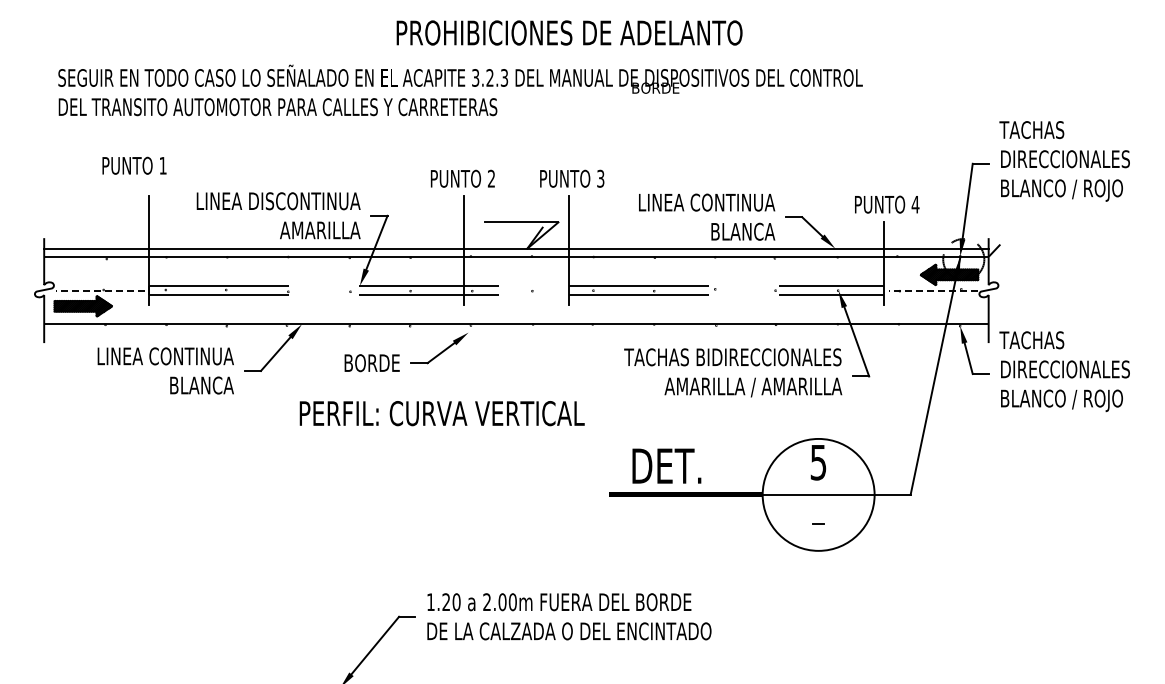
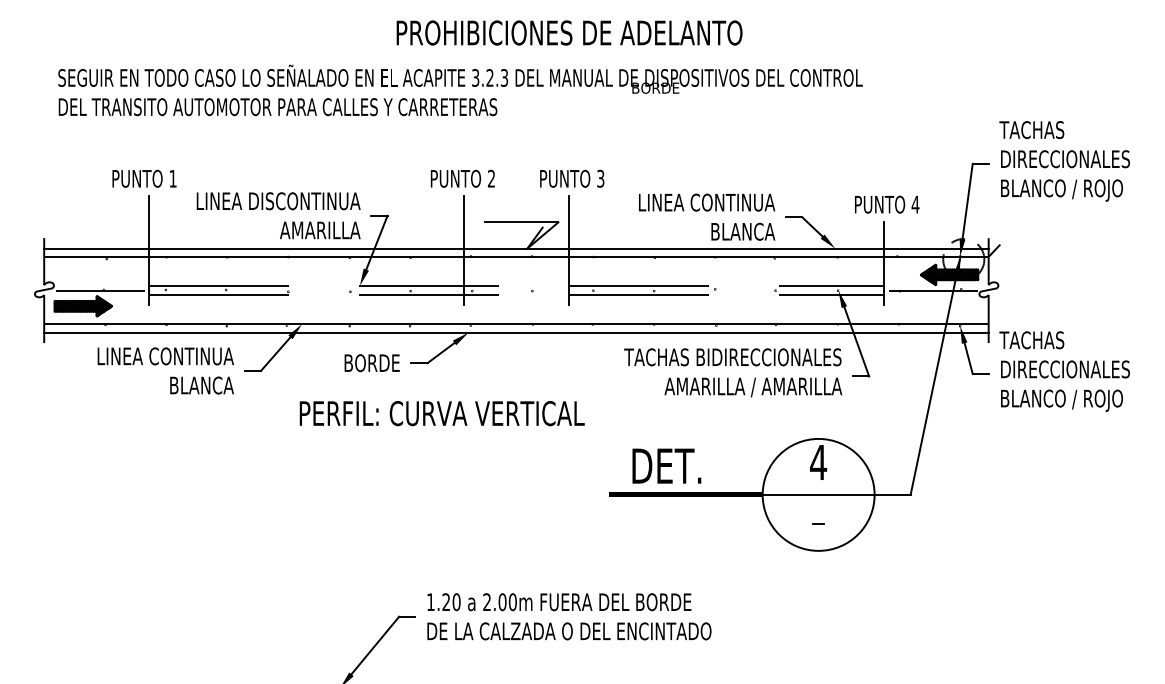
text position: (134, 165) -> (144, 178) (144, 178)
line: dashed -> solid (100, 290)
line: dashed -> solid (933, 290)
line: none -> present (516, 332)
text: 5 -> 4 (818, 462)
